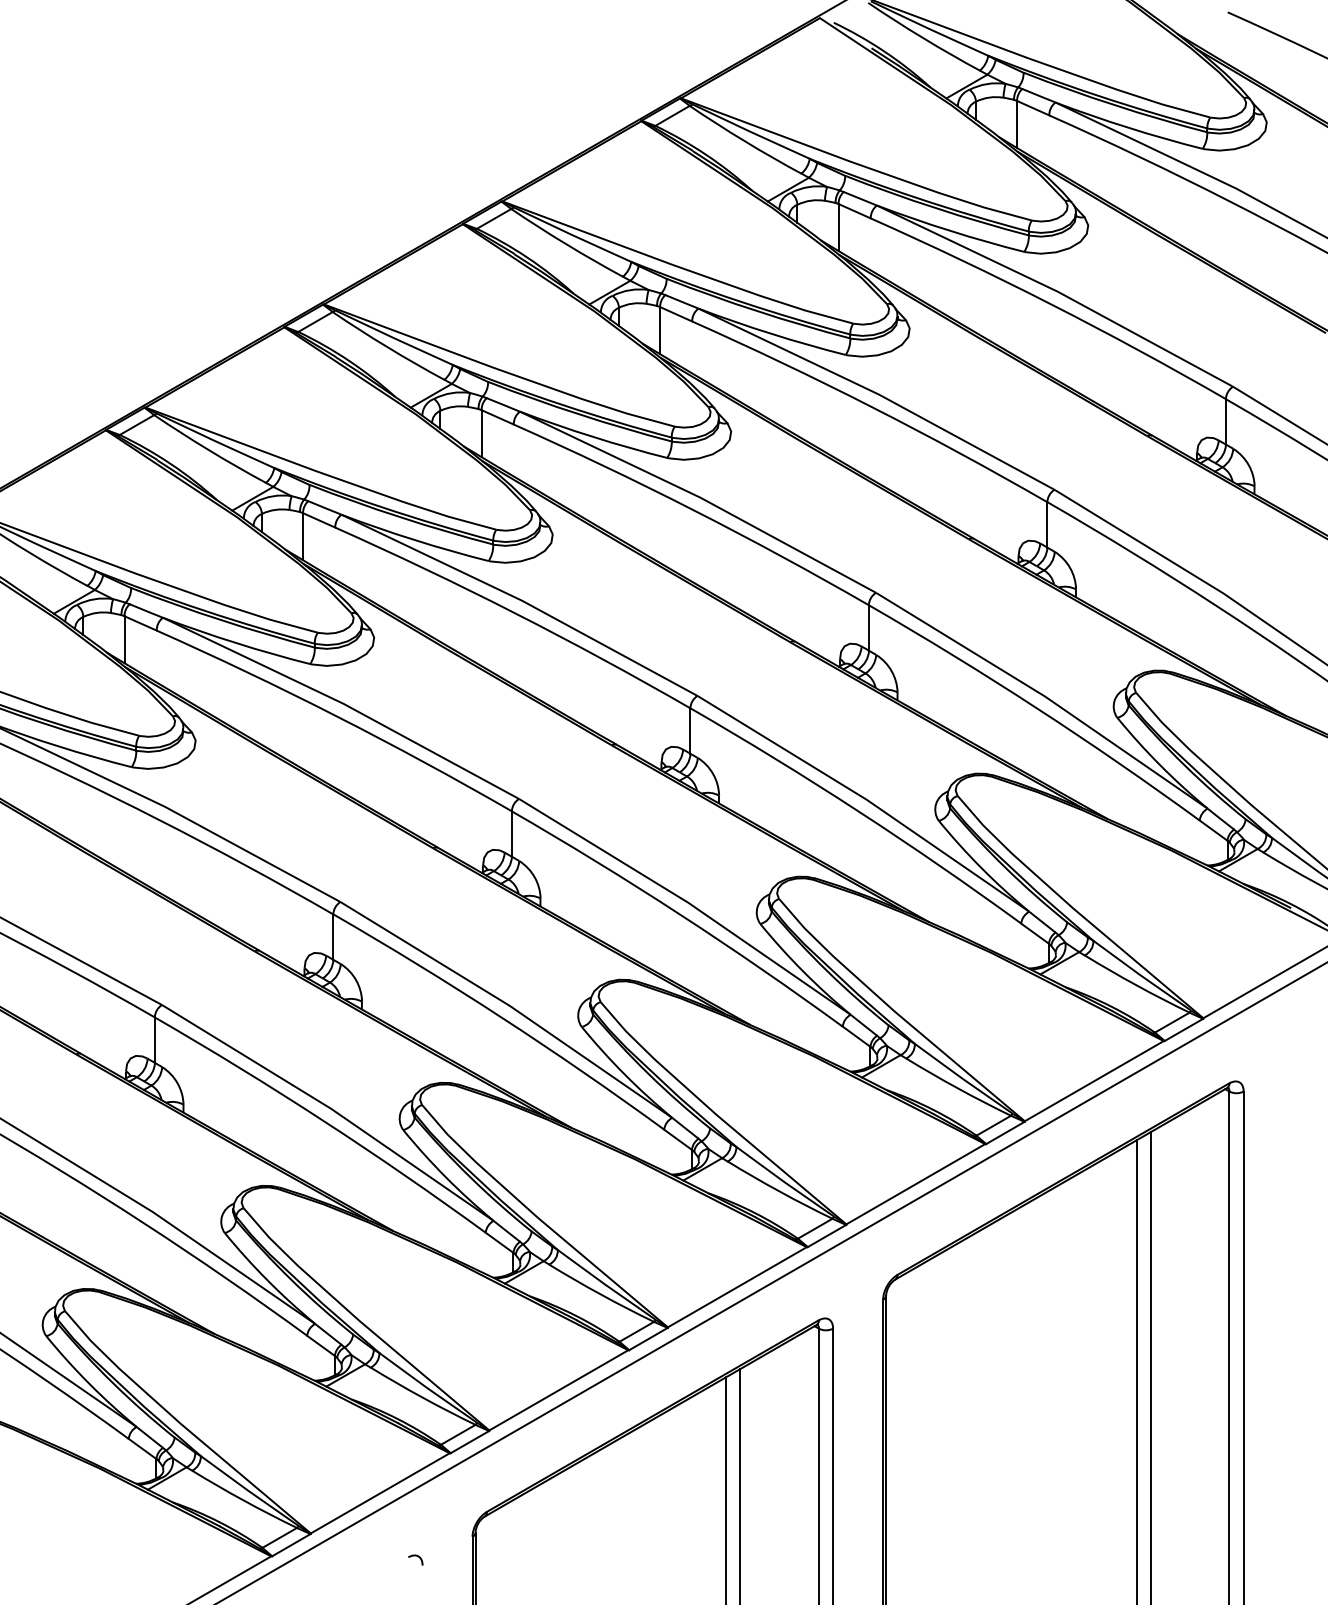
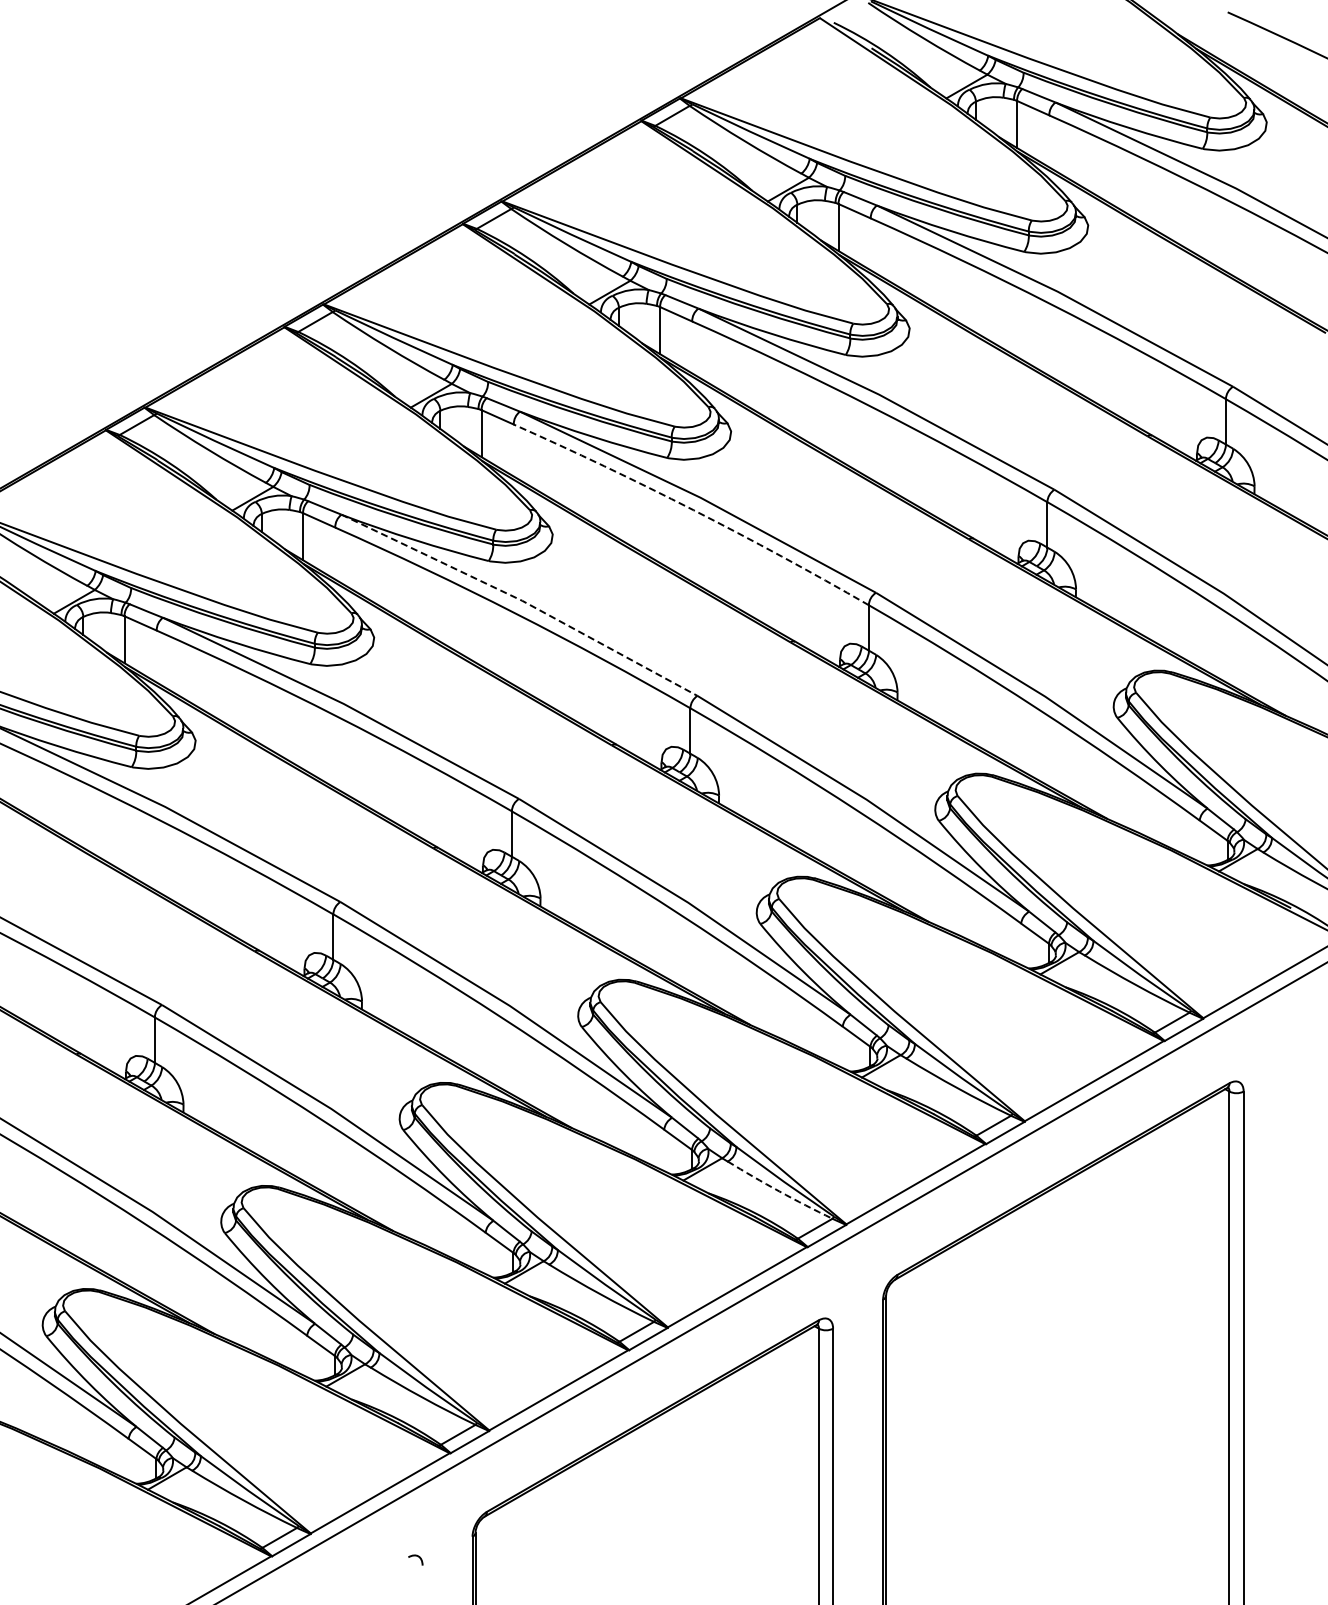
arc: solid -> dashed (693, 510)
line: solid -> dashed (522, 600)
arc: solid -> dashed (779, 1191)
line: present -> none (1150, 1366)
line: present -> none (1136, 1370)
line: present -> none (740, 1485)
line: present -> none (726, 1489)
